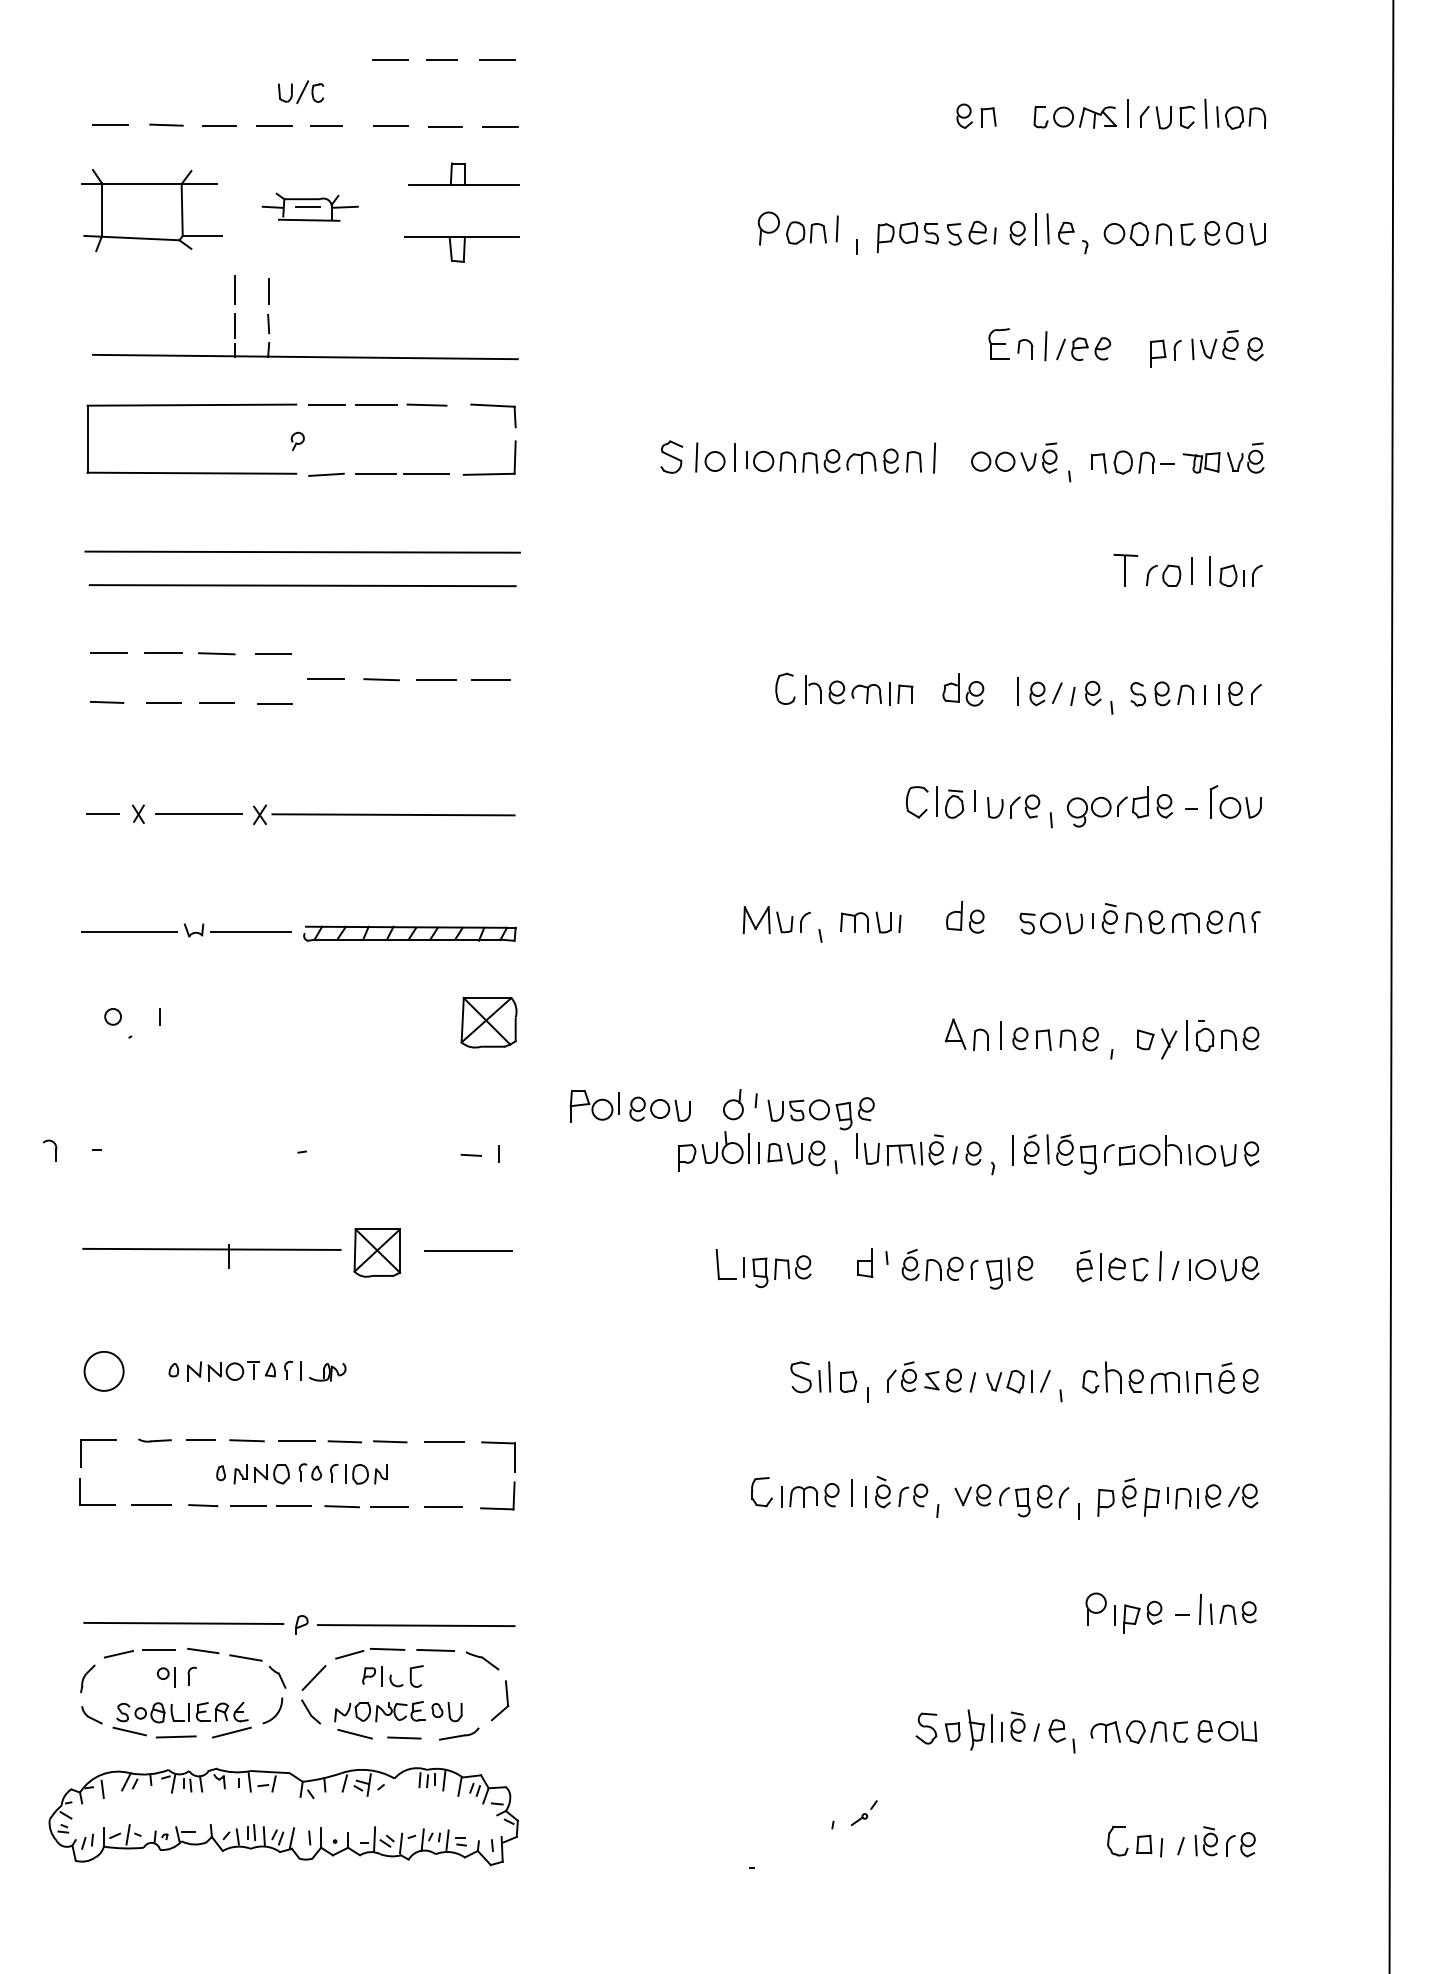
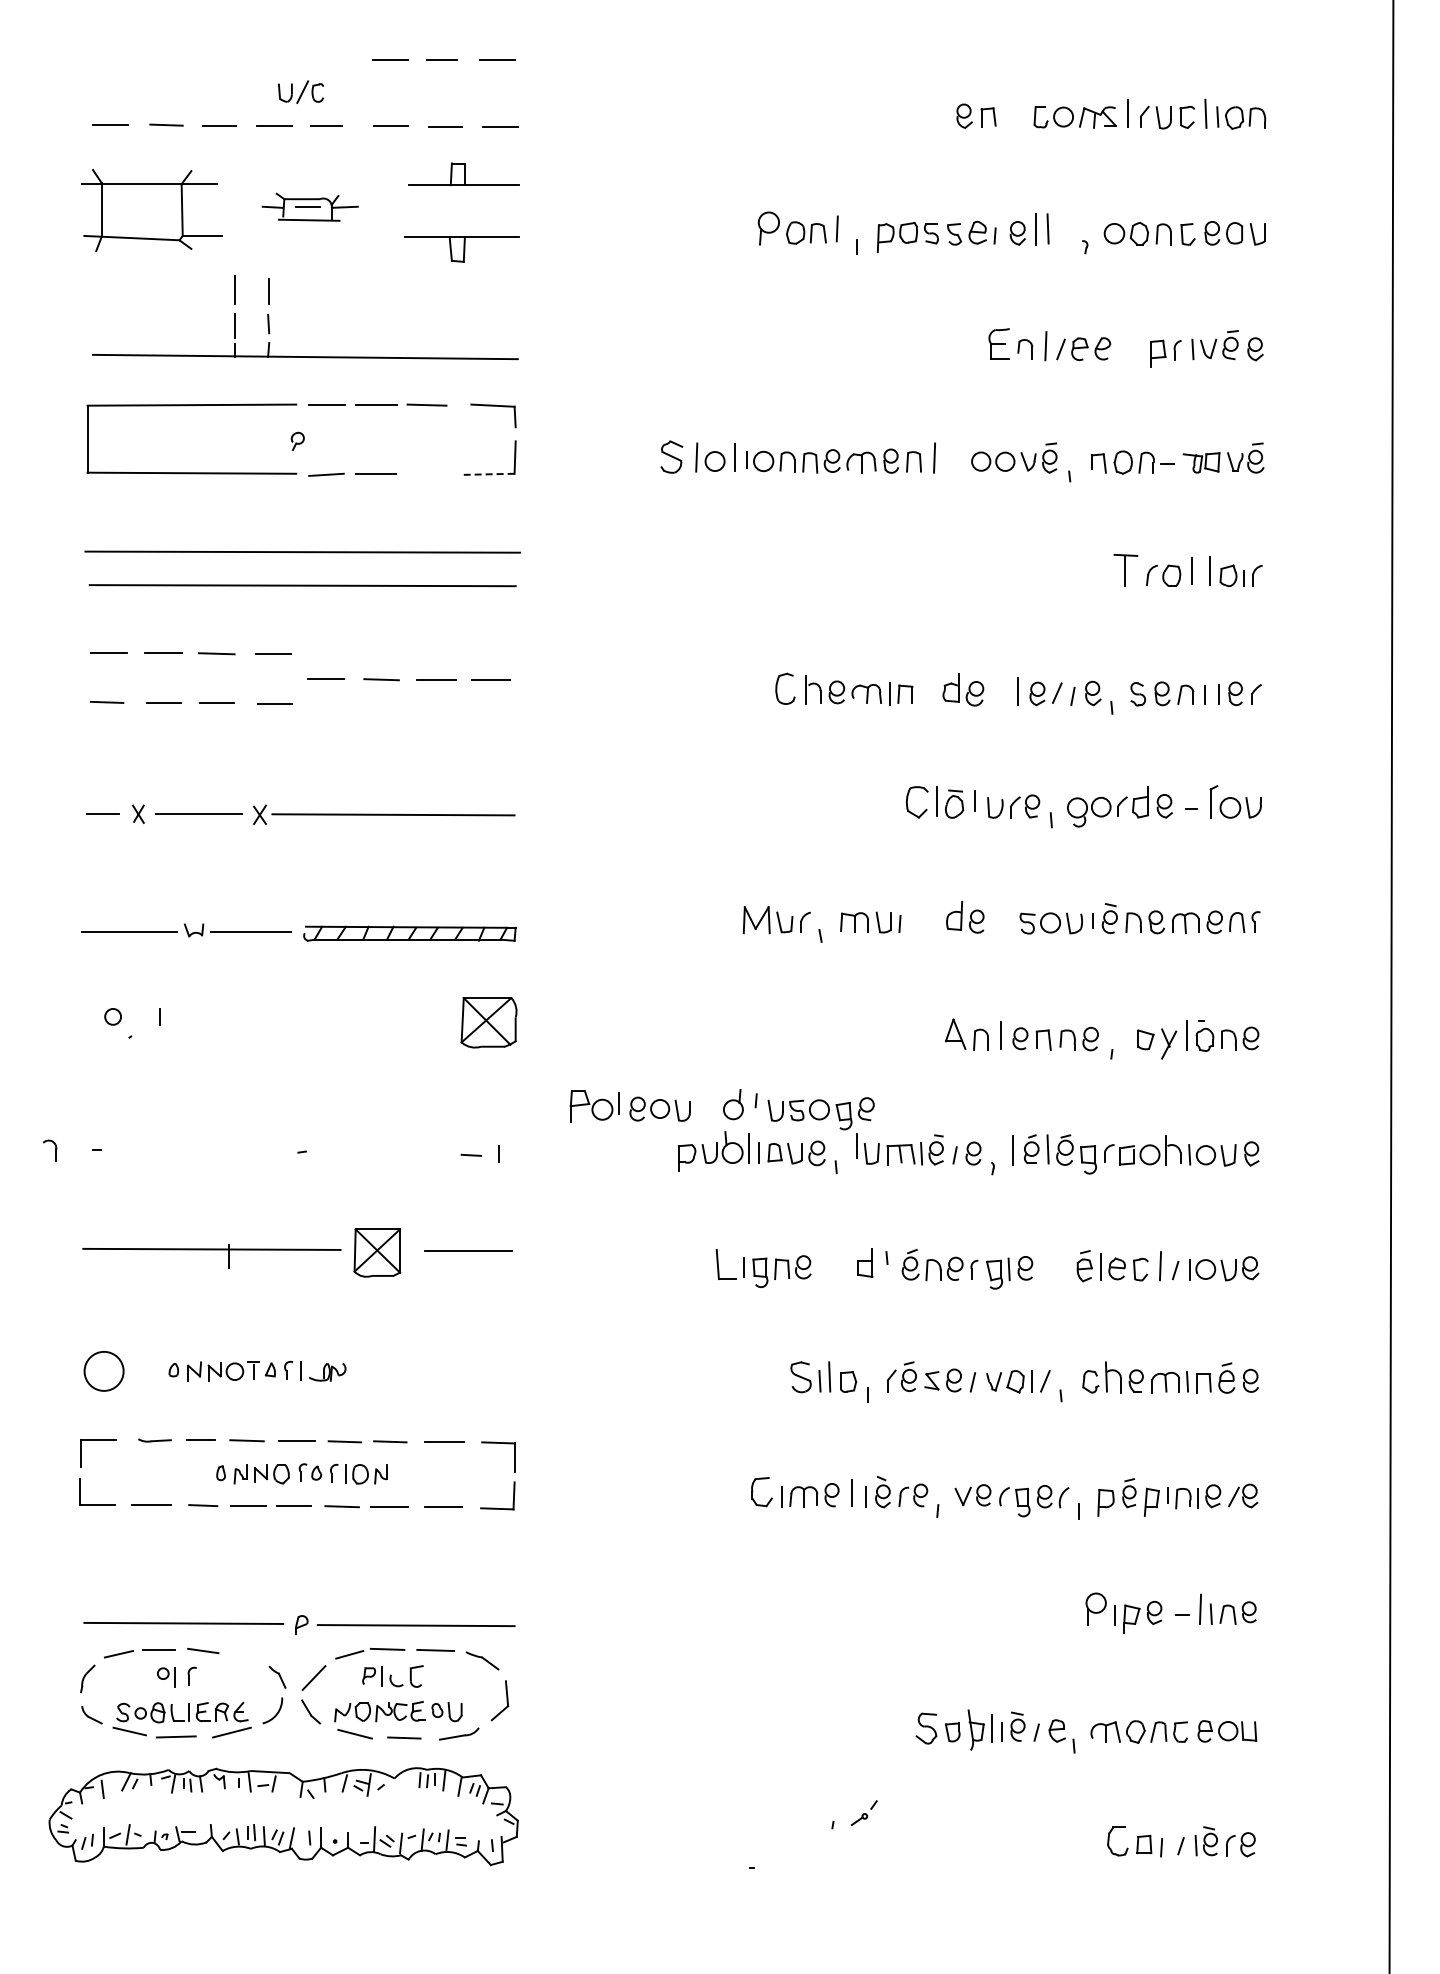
part: present -> none (1066, 232)
line: present -> none (426, 473)
line: solid -> dashed (488, 474)
line: present -> none (245, 1657)
